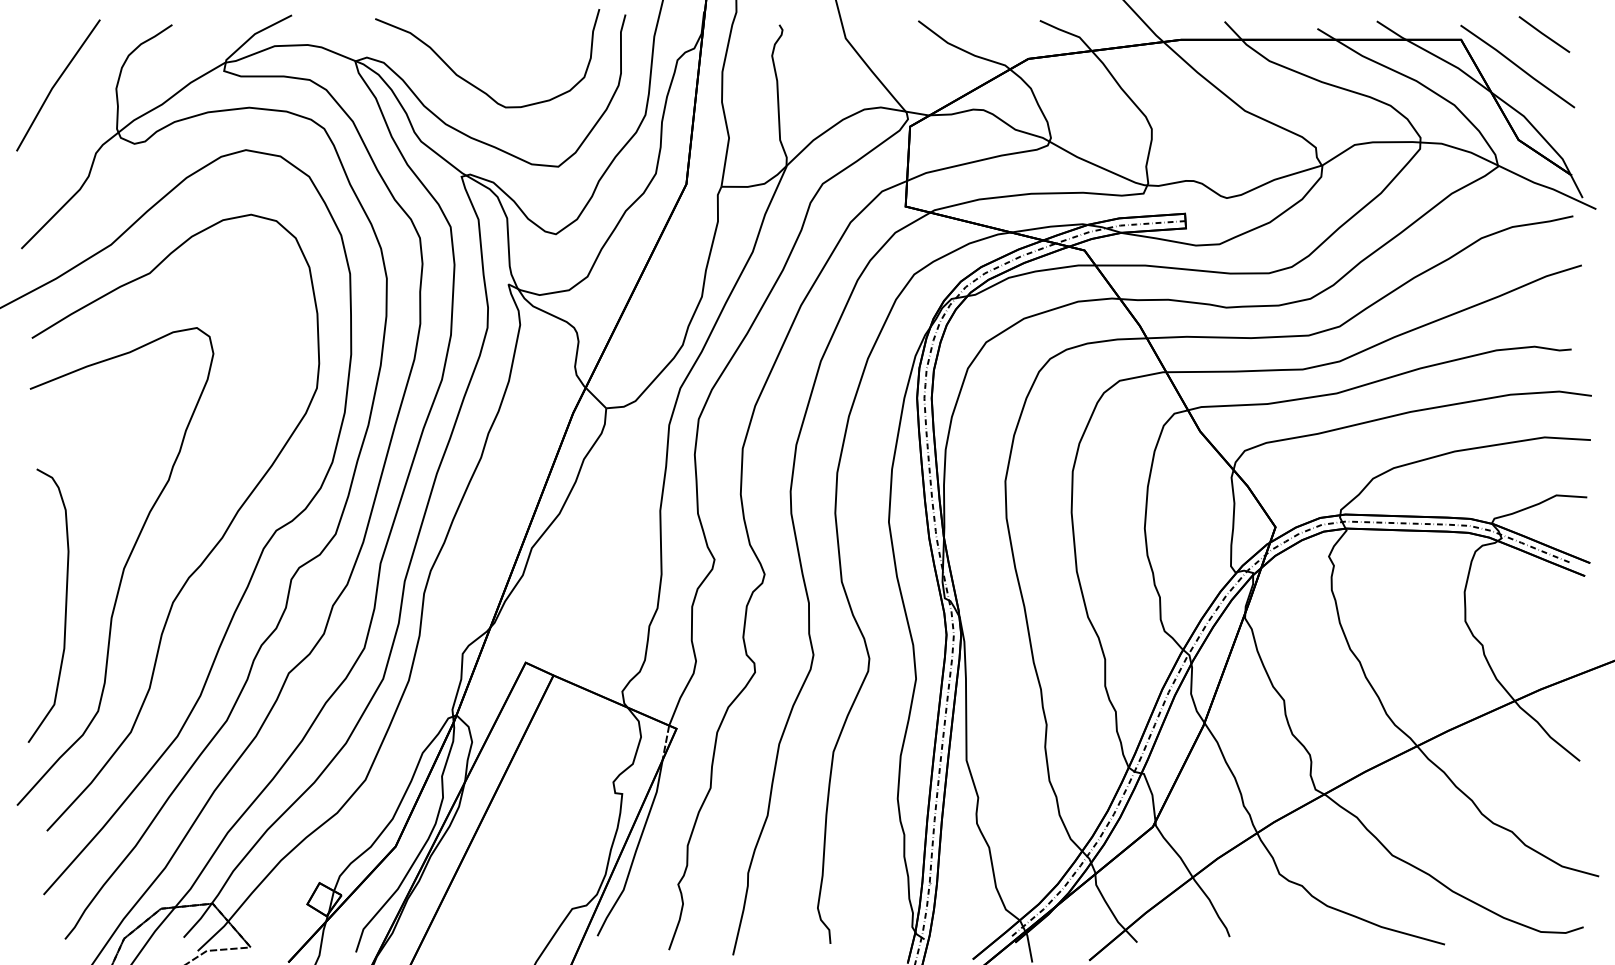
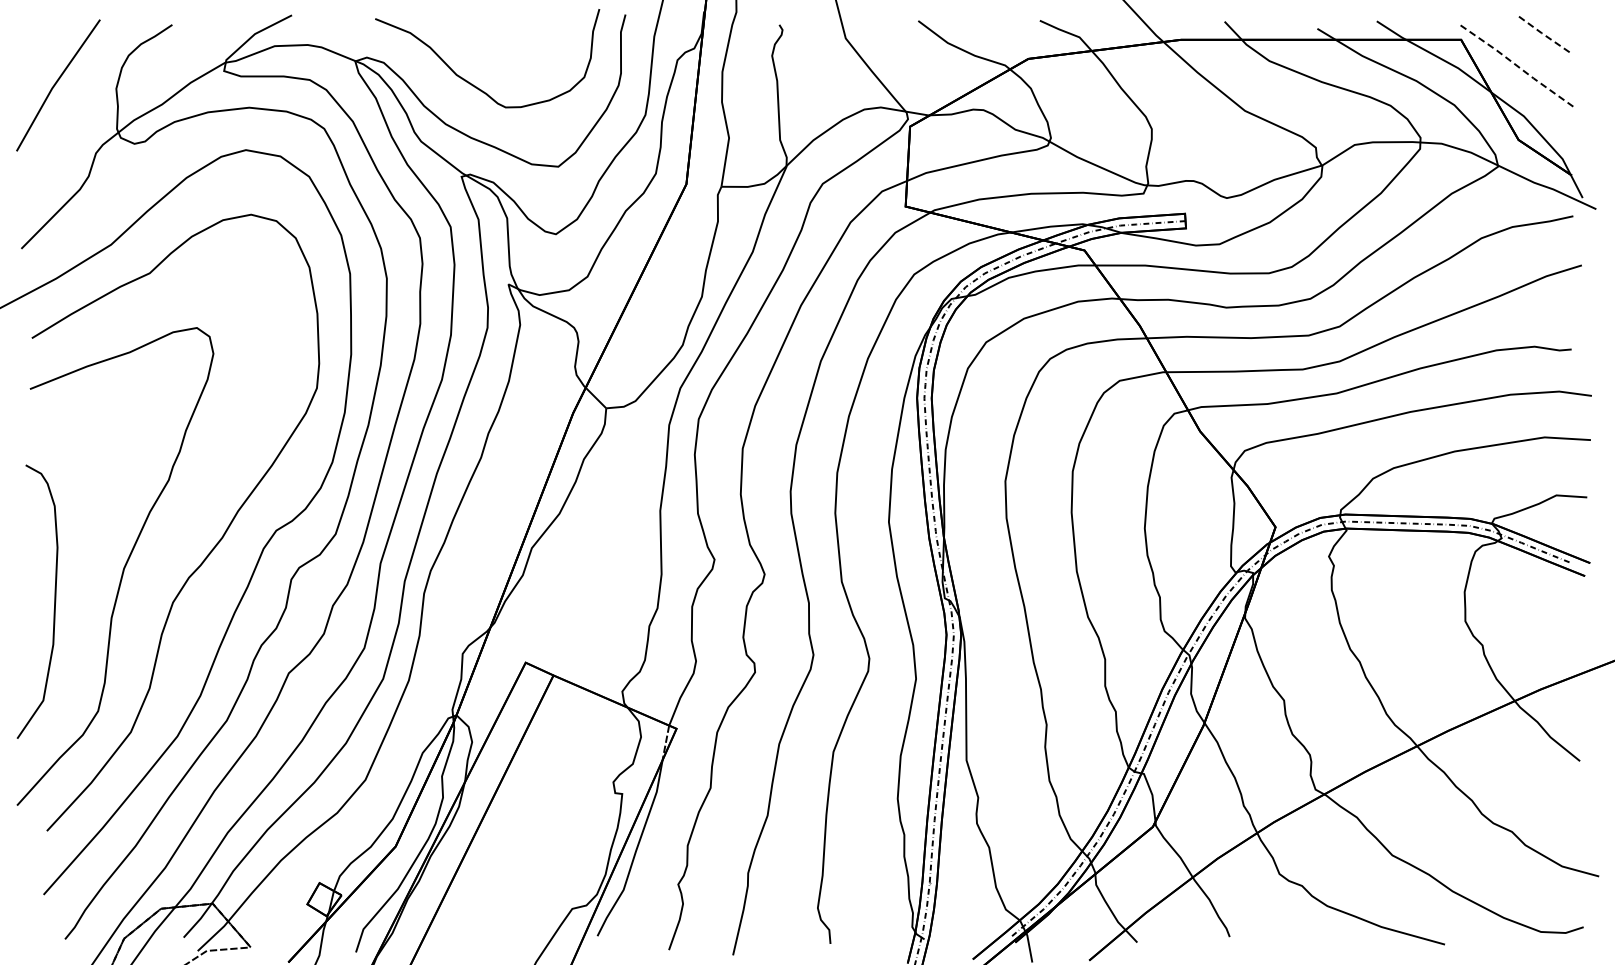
line: solid -> dashed (1544, 34)
line: solid -> dashed (1518, 66)
curve position: (65, 605) -> (54, 601) (54, 601)
